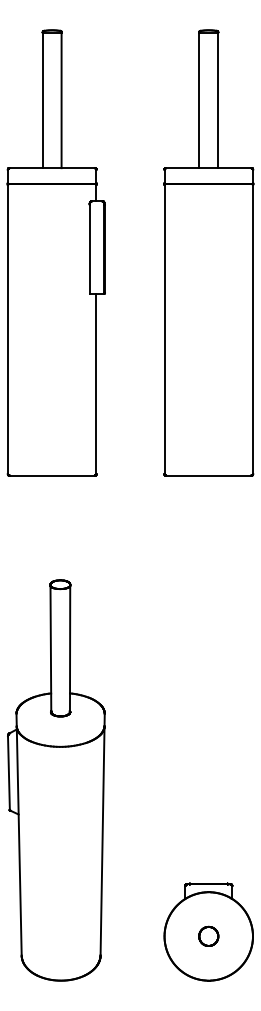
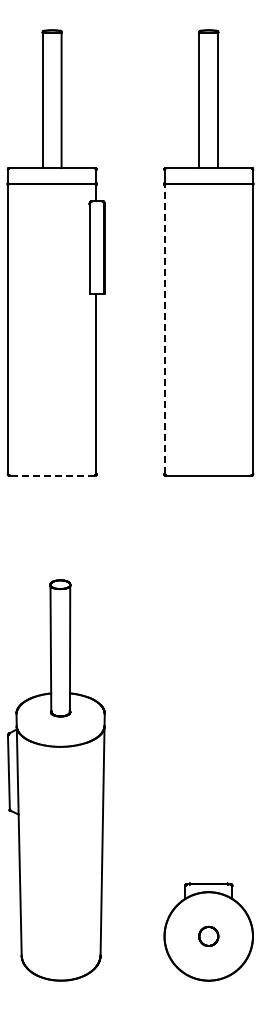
line: solid -> dashed (164, 329)
line: solid -> dashed (52, 475)
